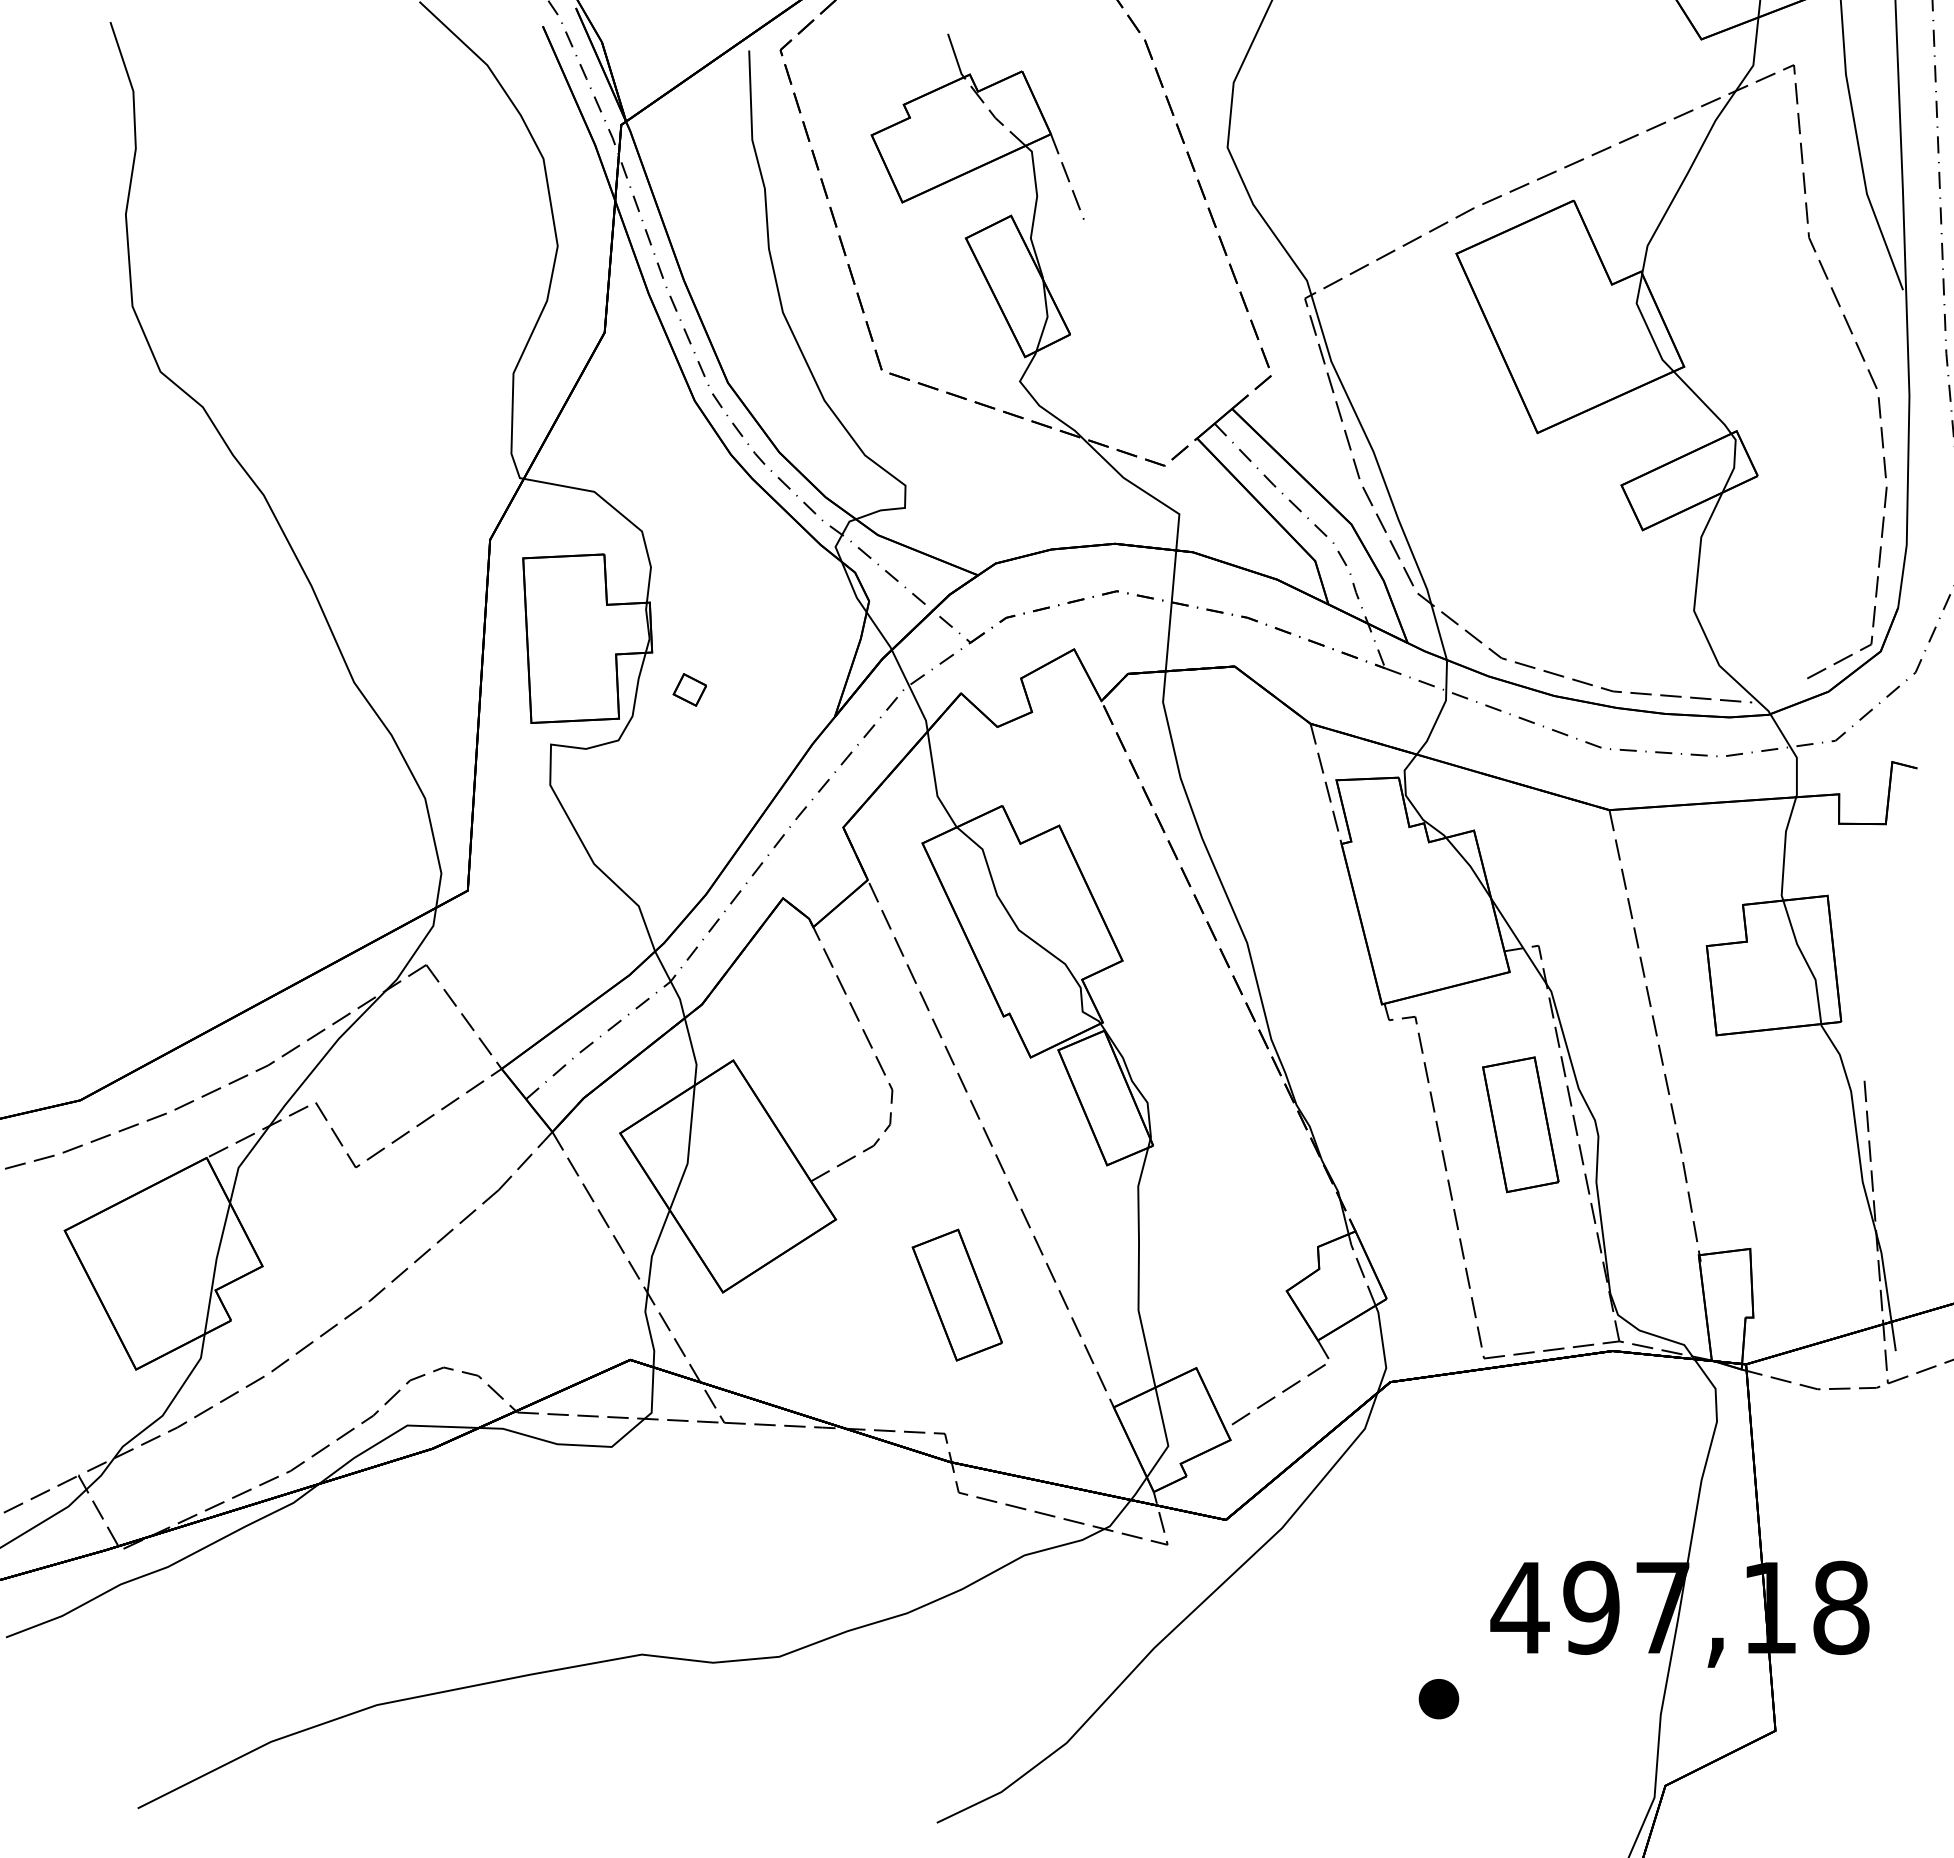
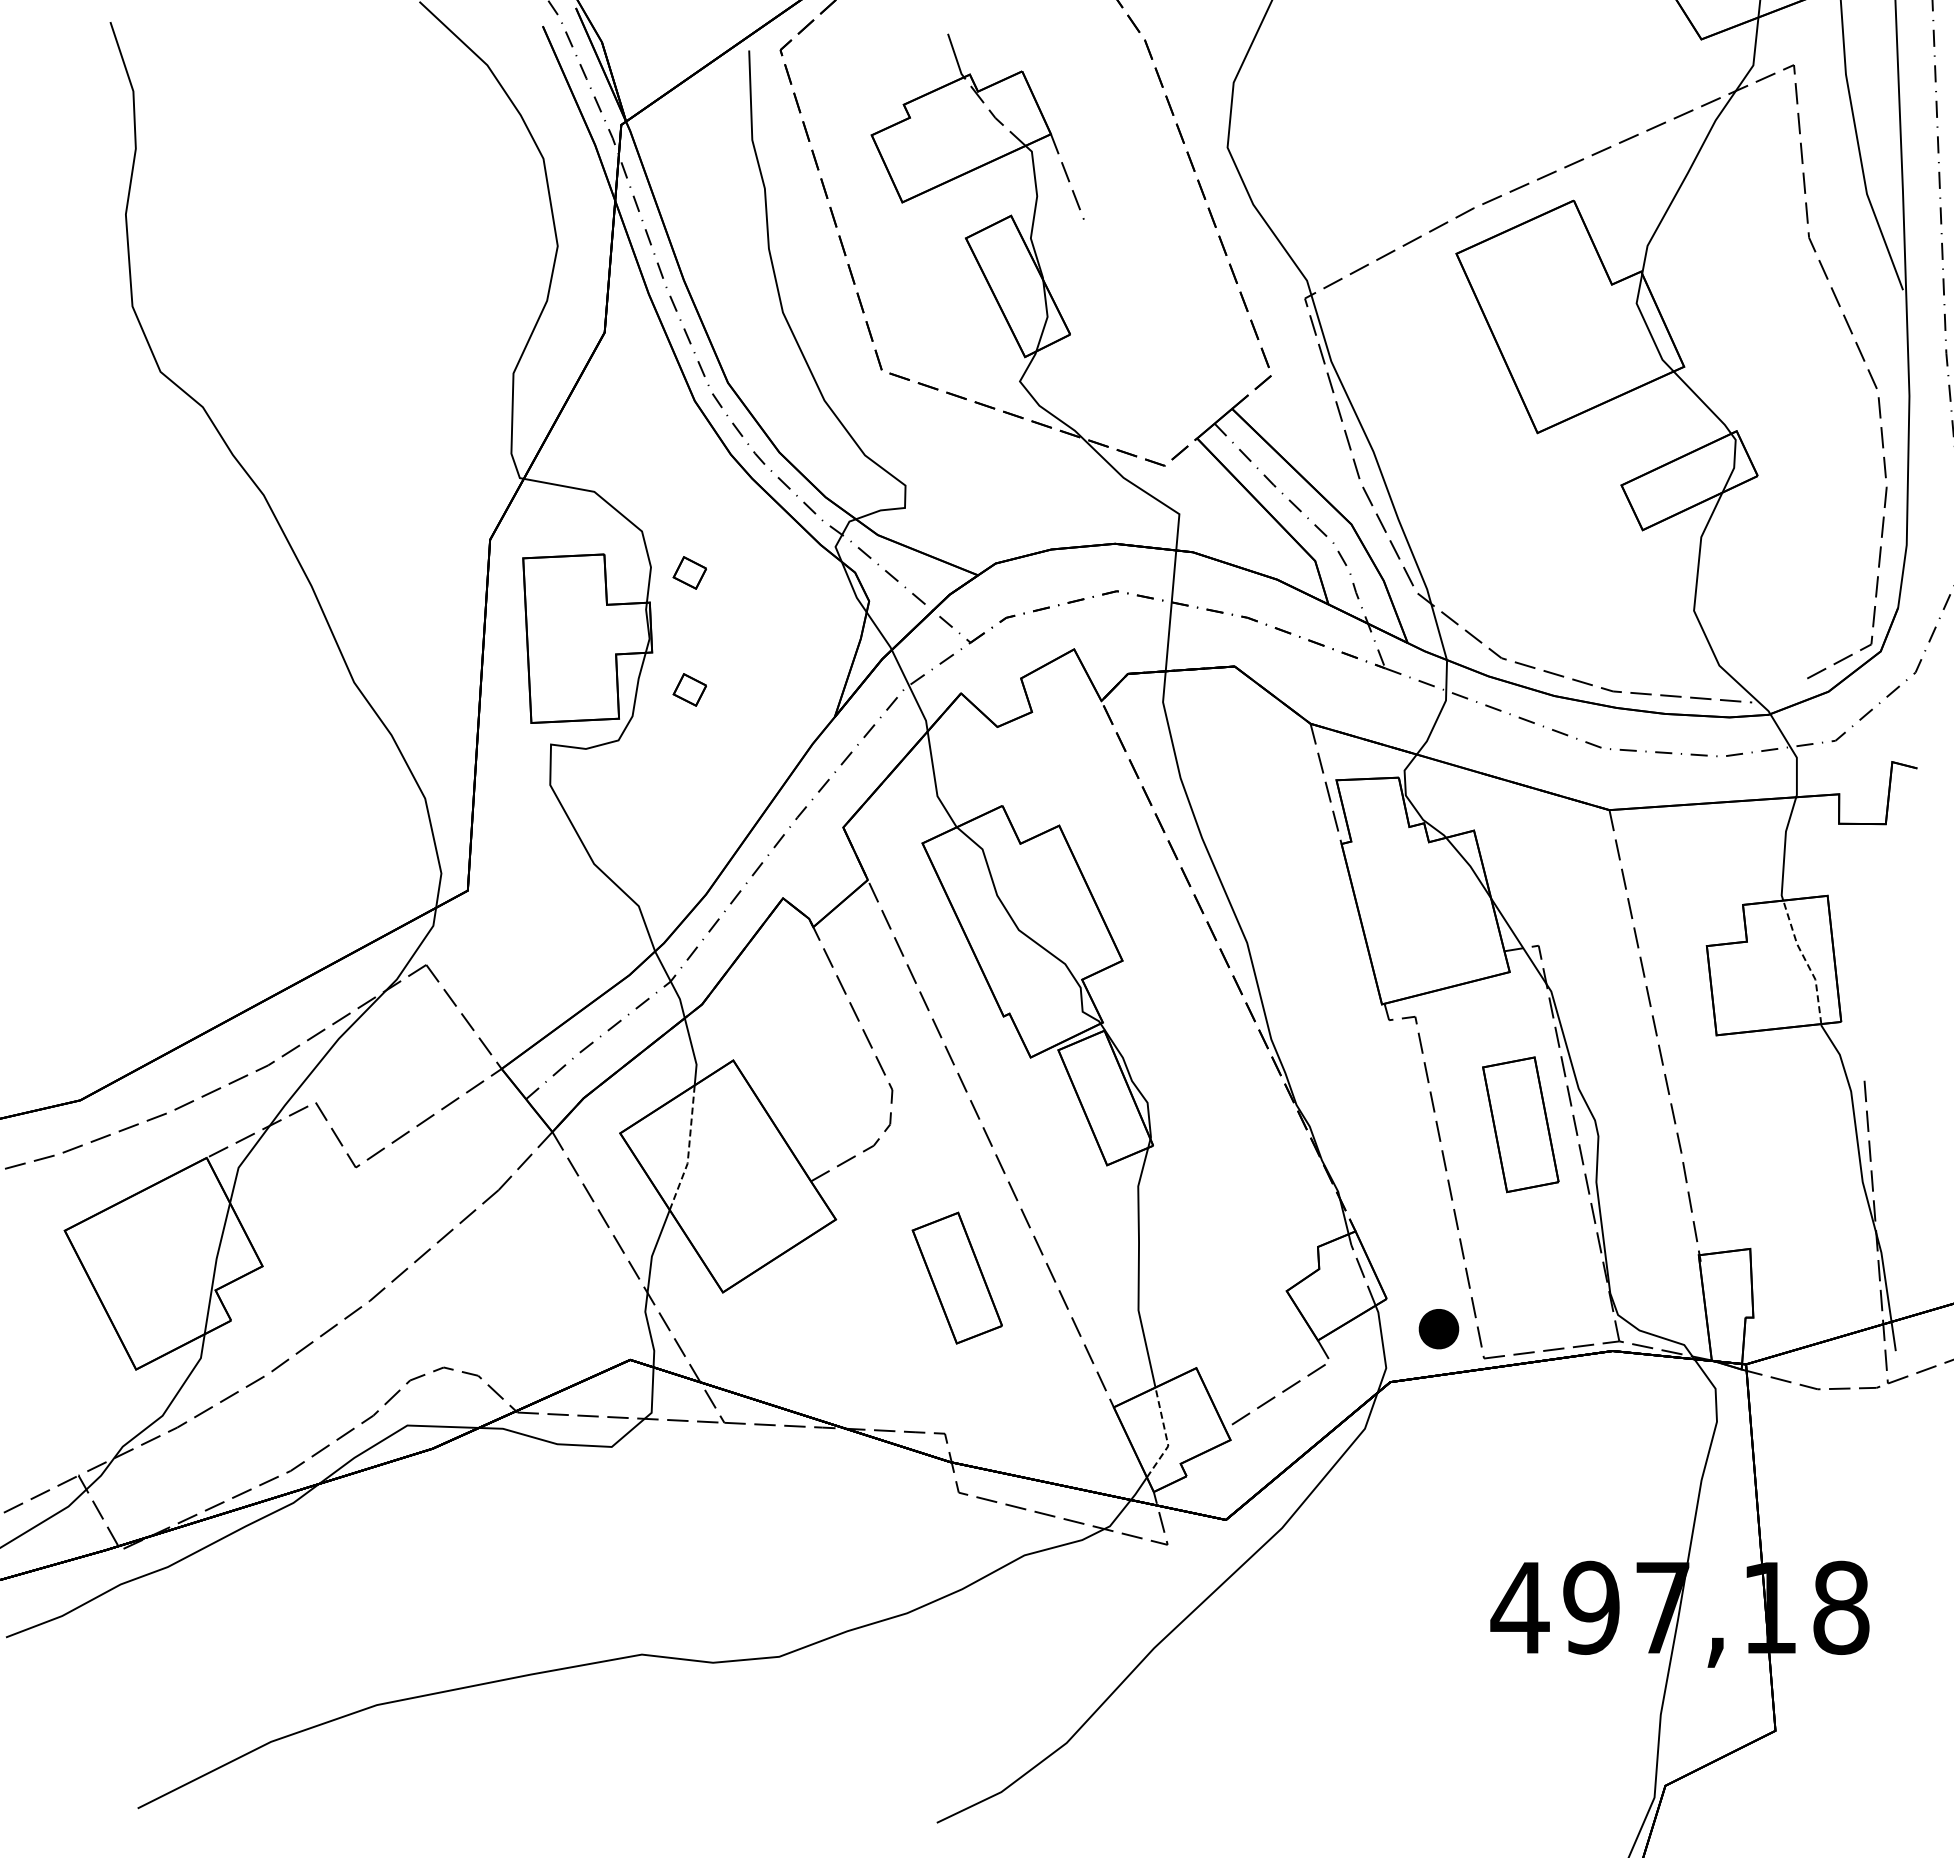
part: none -> present (689, 572)
line: solid -> dashed (1806, 961)
line: solid -> dashed (688, 1149)
part position: (956, 1294) -> (956, 1277) (956, 1277)
line: solid -> dashed (1166, 1436)
part position: (1438, 1699) -> (1438, 1329) (1438, 1329)
